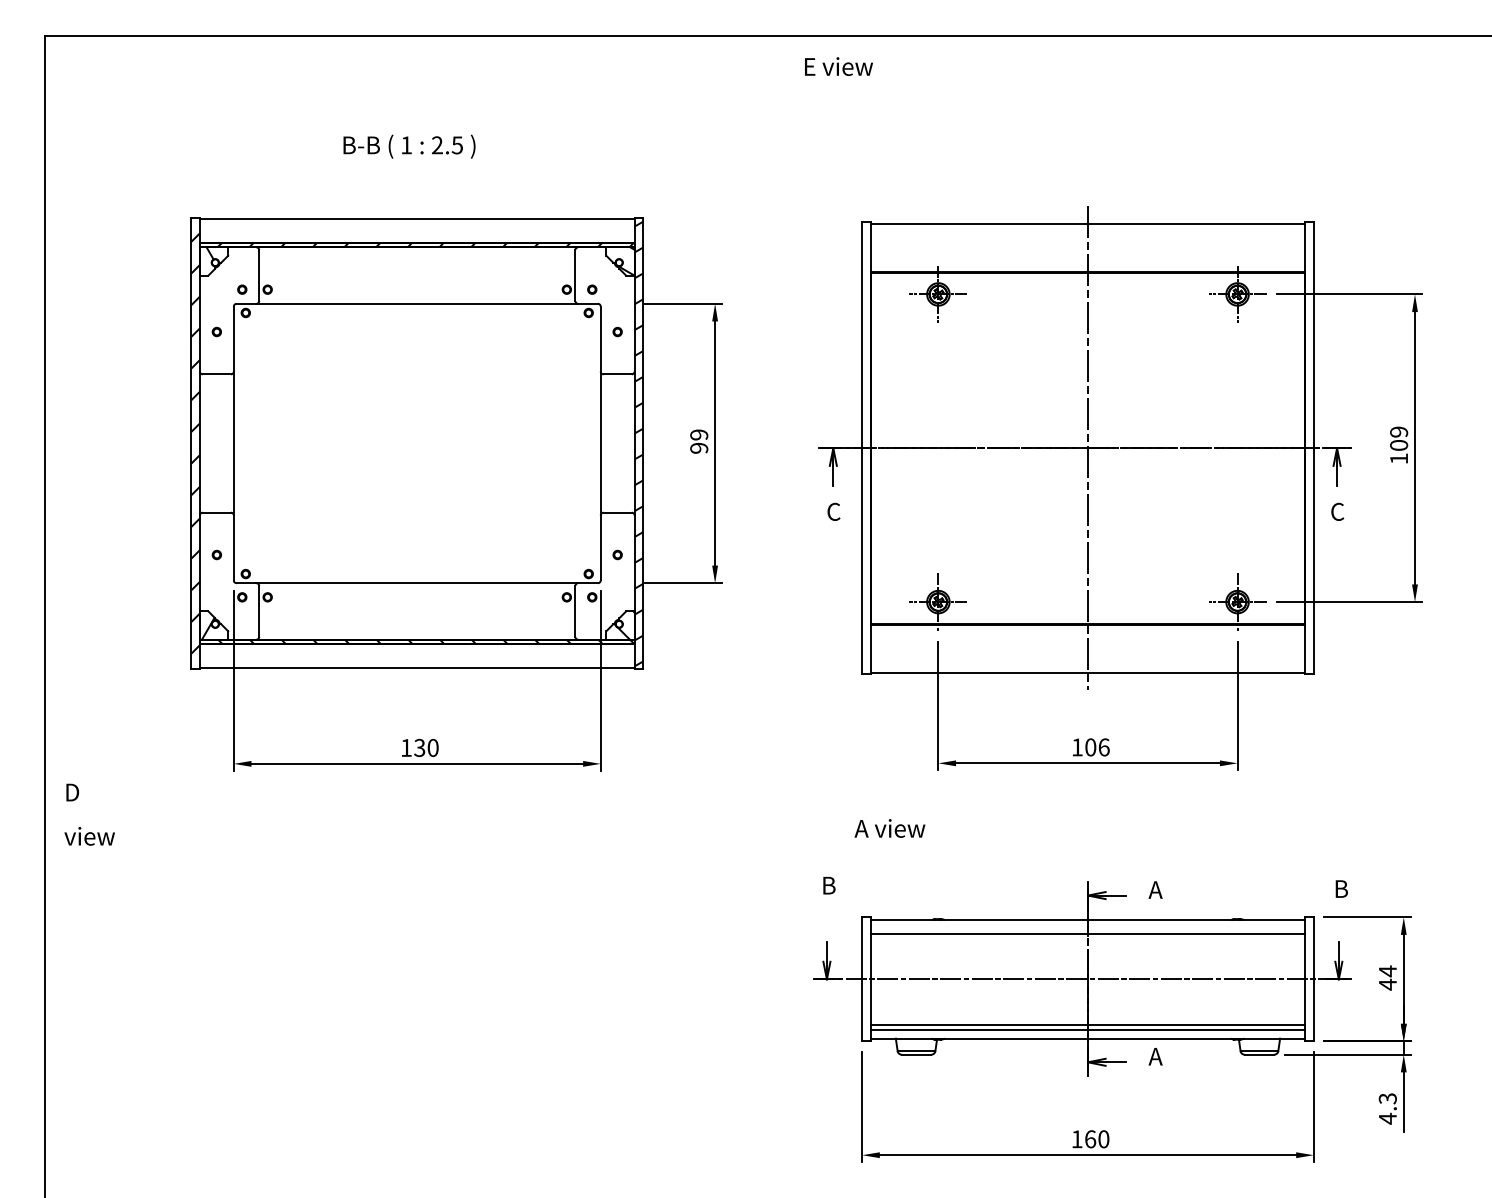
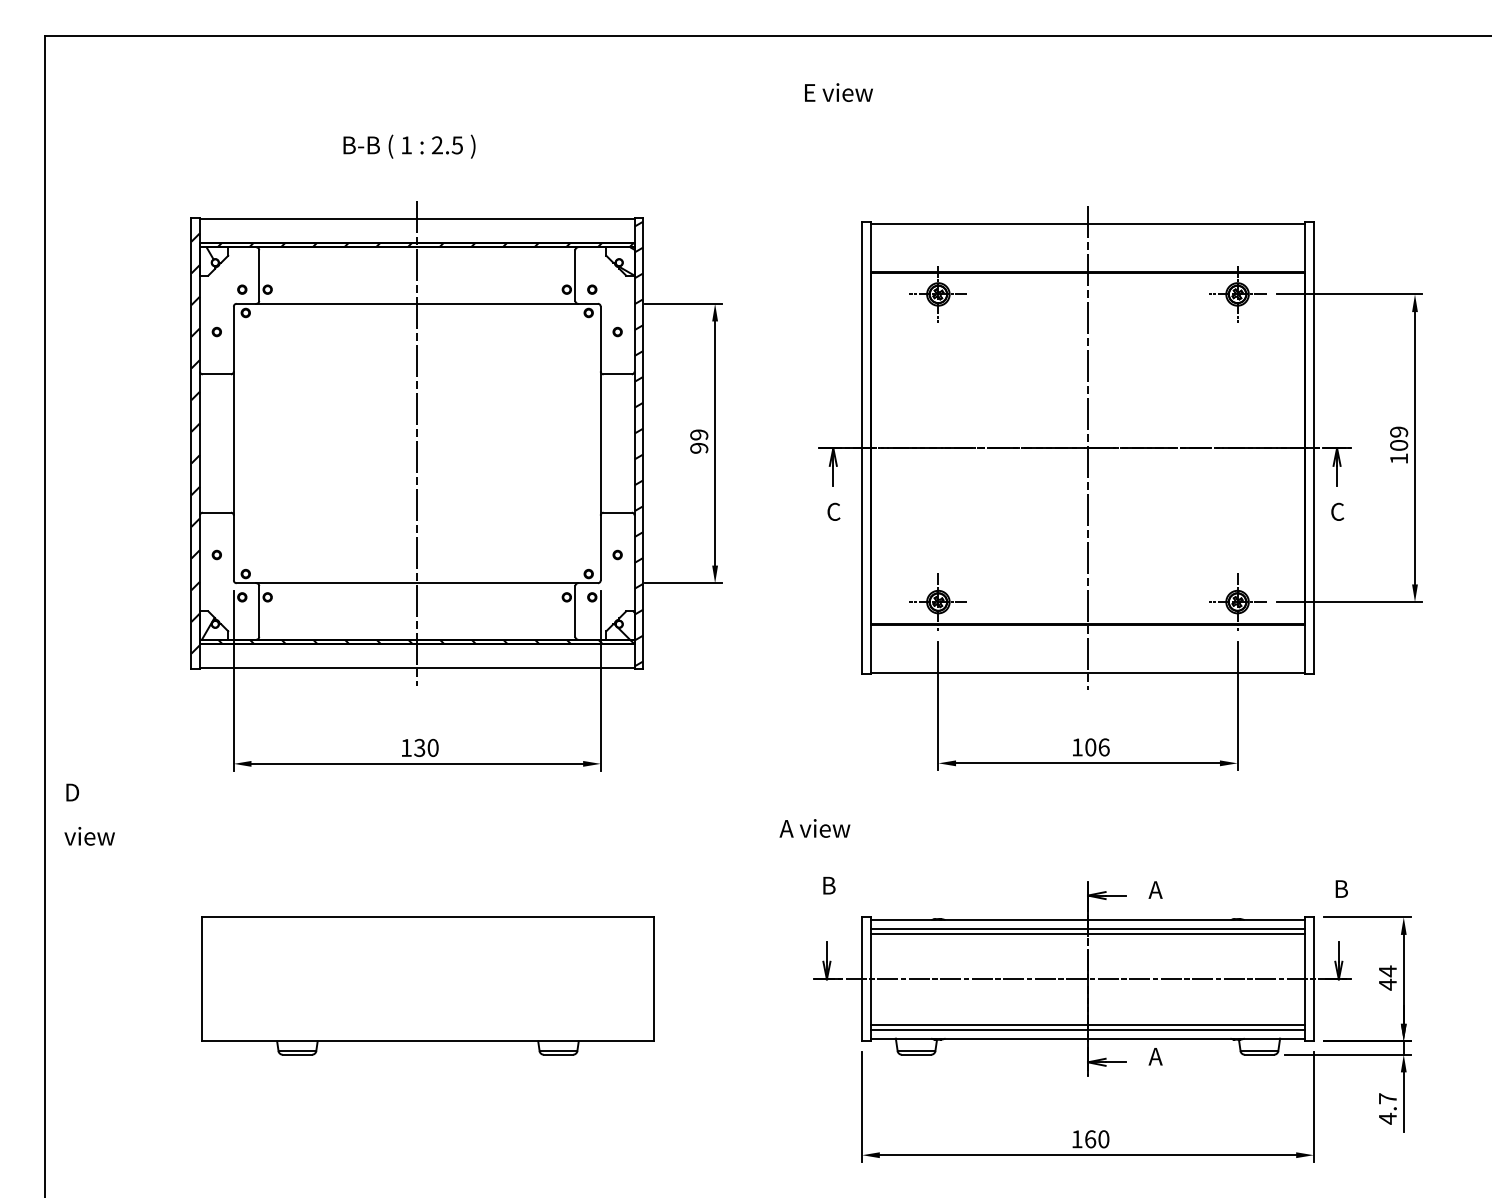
text position: (838, 66) -> (838, 92) (838, 92)
line: none -> present (417, 443)
text position: (889, 828) -> (814, 828) (814, 828)
line: none -> present (1087, 928)
part: none -> present (427, 985)
text: 4.3 -> 4.7 (1387, 1098)
